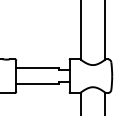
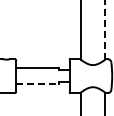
line: solid -> dashed (105, 29)
line: solid -> dashed (37, 84)
